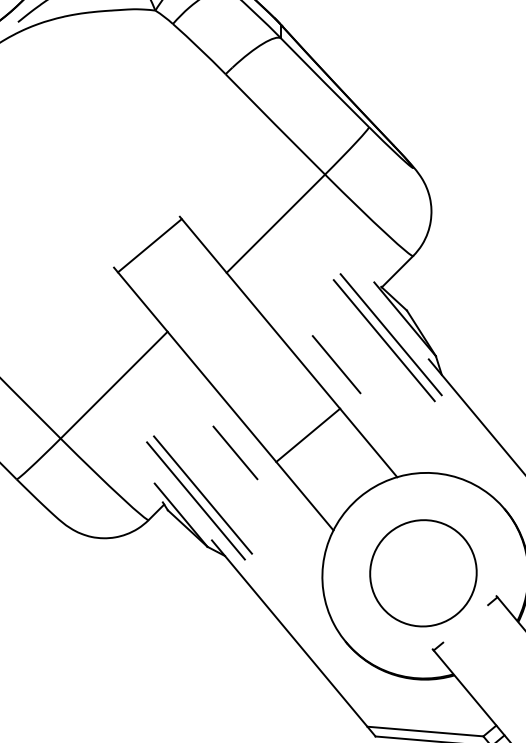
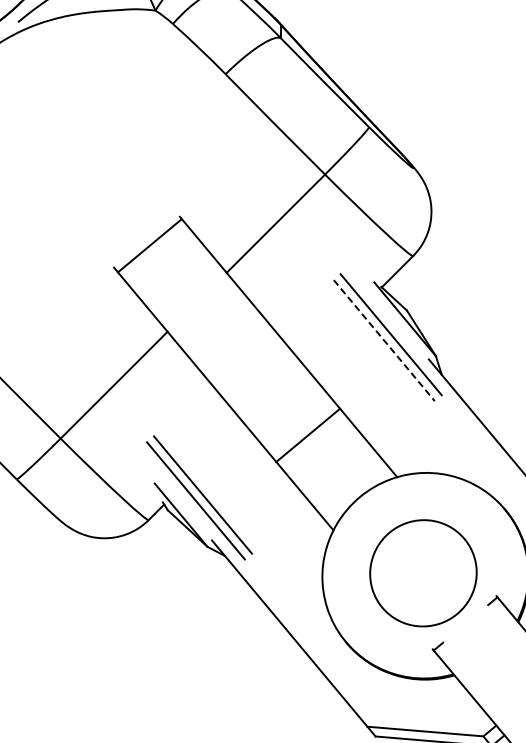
line: solid -> dashed (384, 340)
line: present -> none (336, 364)
line: present -> none (235, 452)
